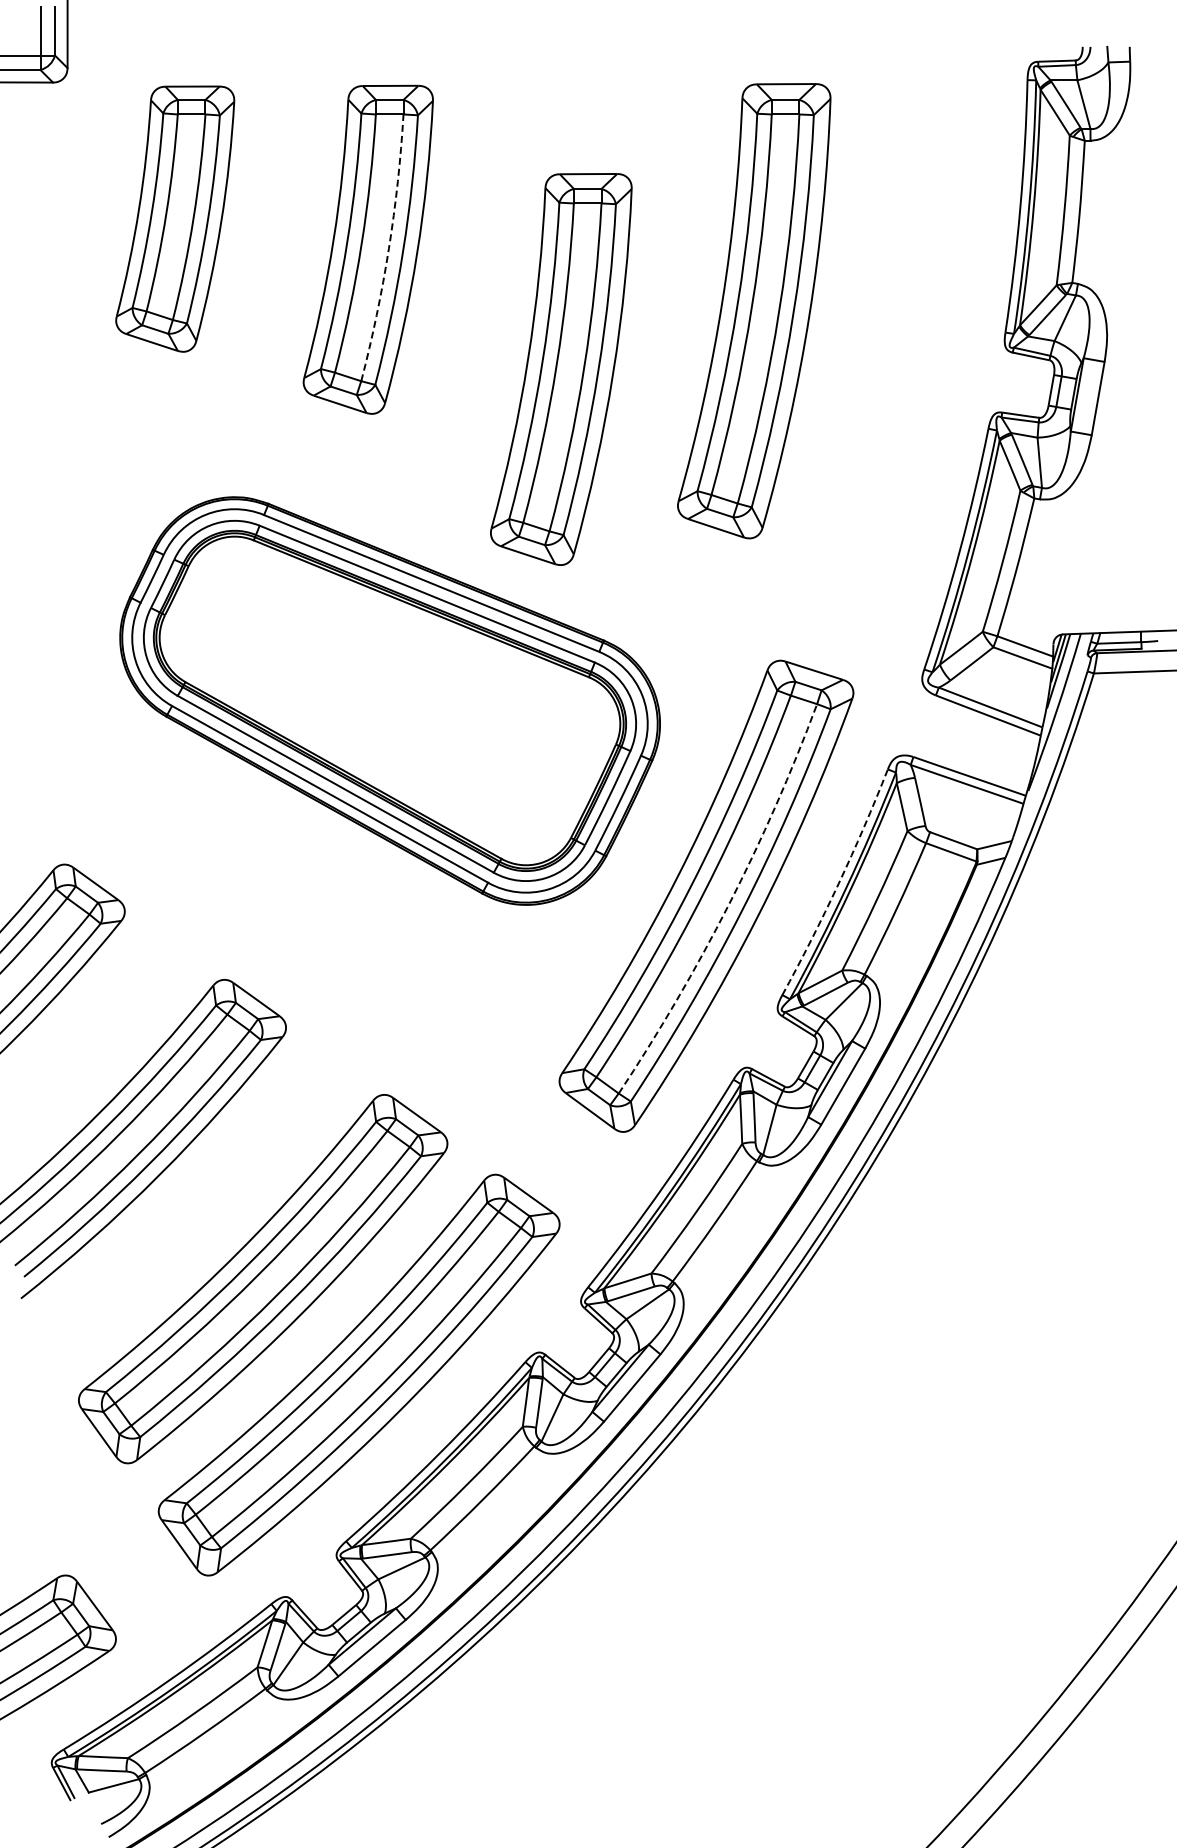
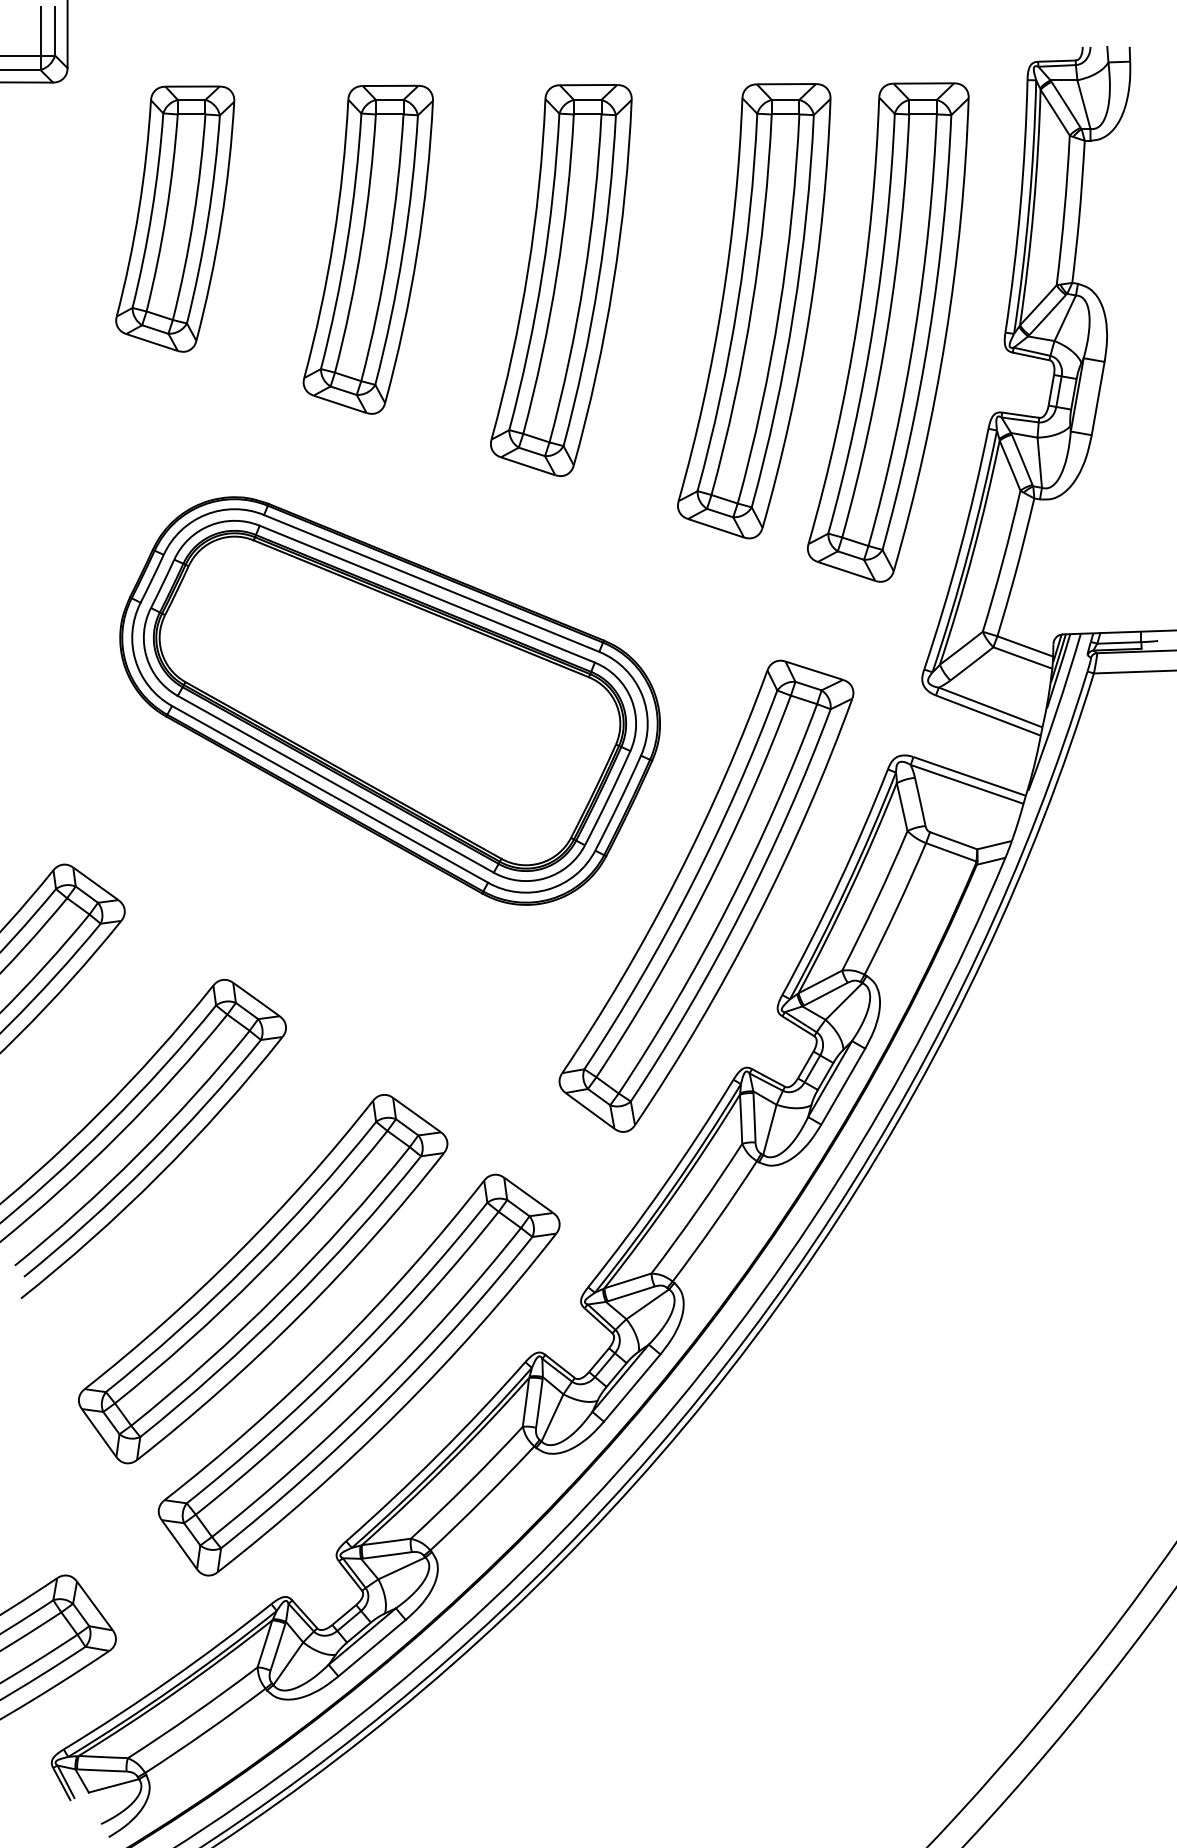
arc: dashed -> solid (388, 248)
part: none -> present (888, 332)
part position: (561, 369) -> (561, 280) (561, 280)
arc: dashed -> solid (838, 883)
arc: dashed -> solid (729, 904)
